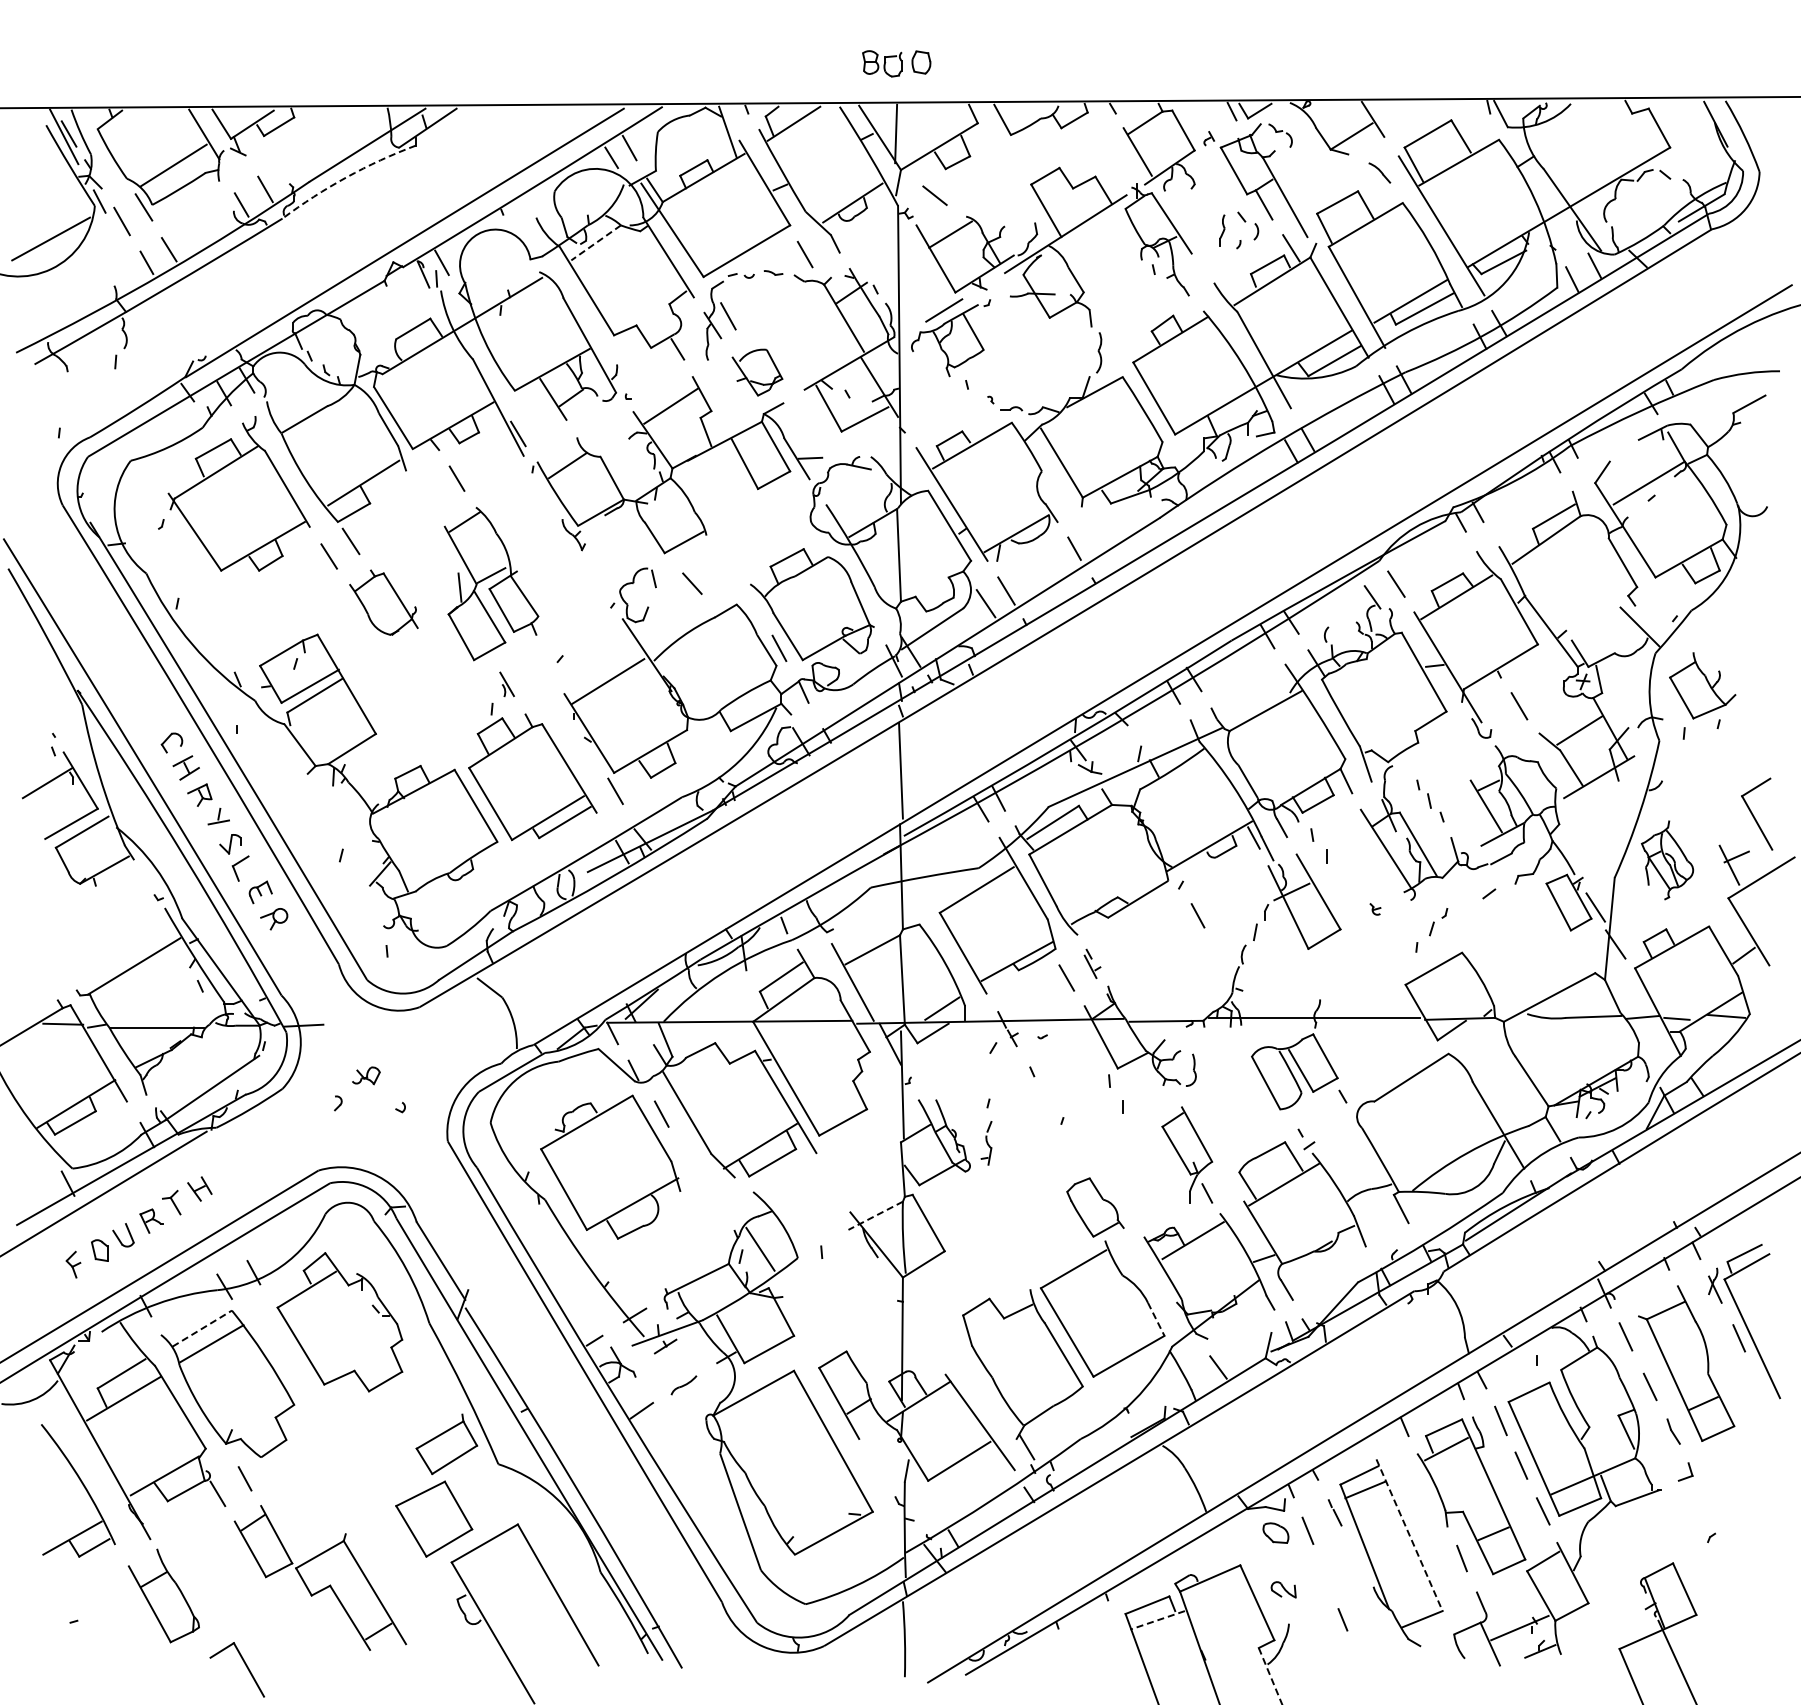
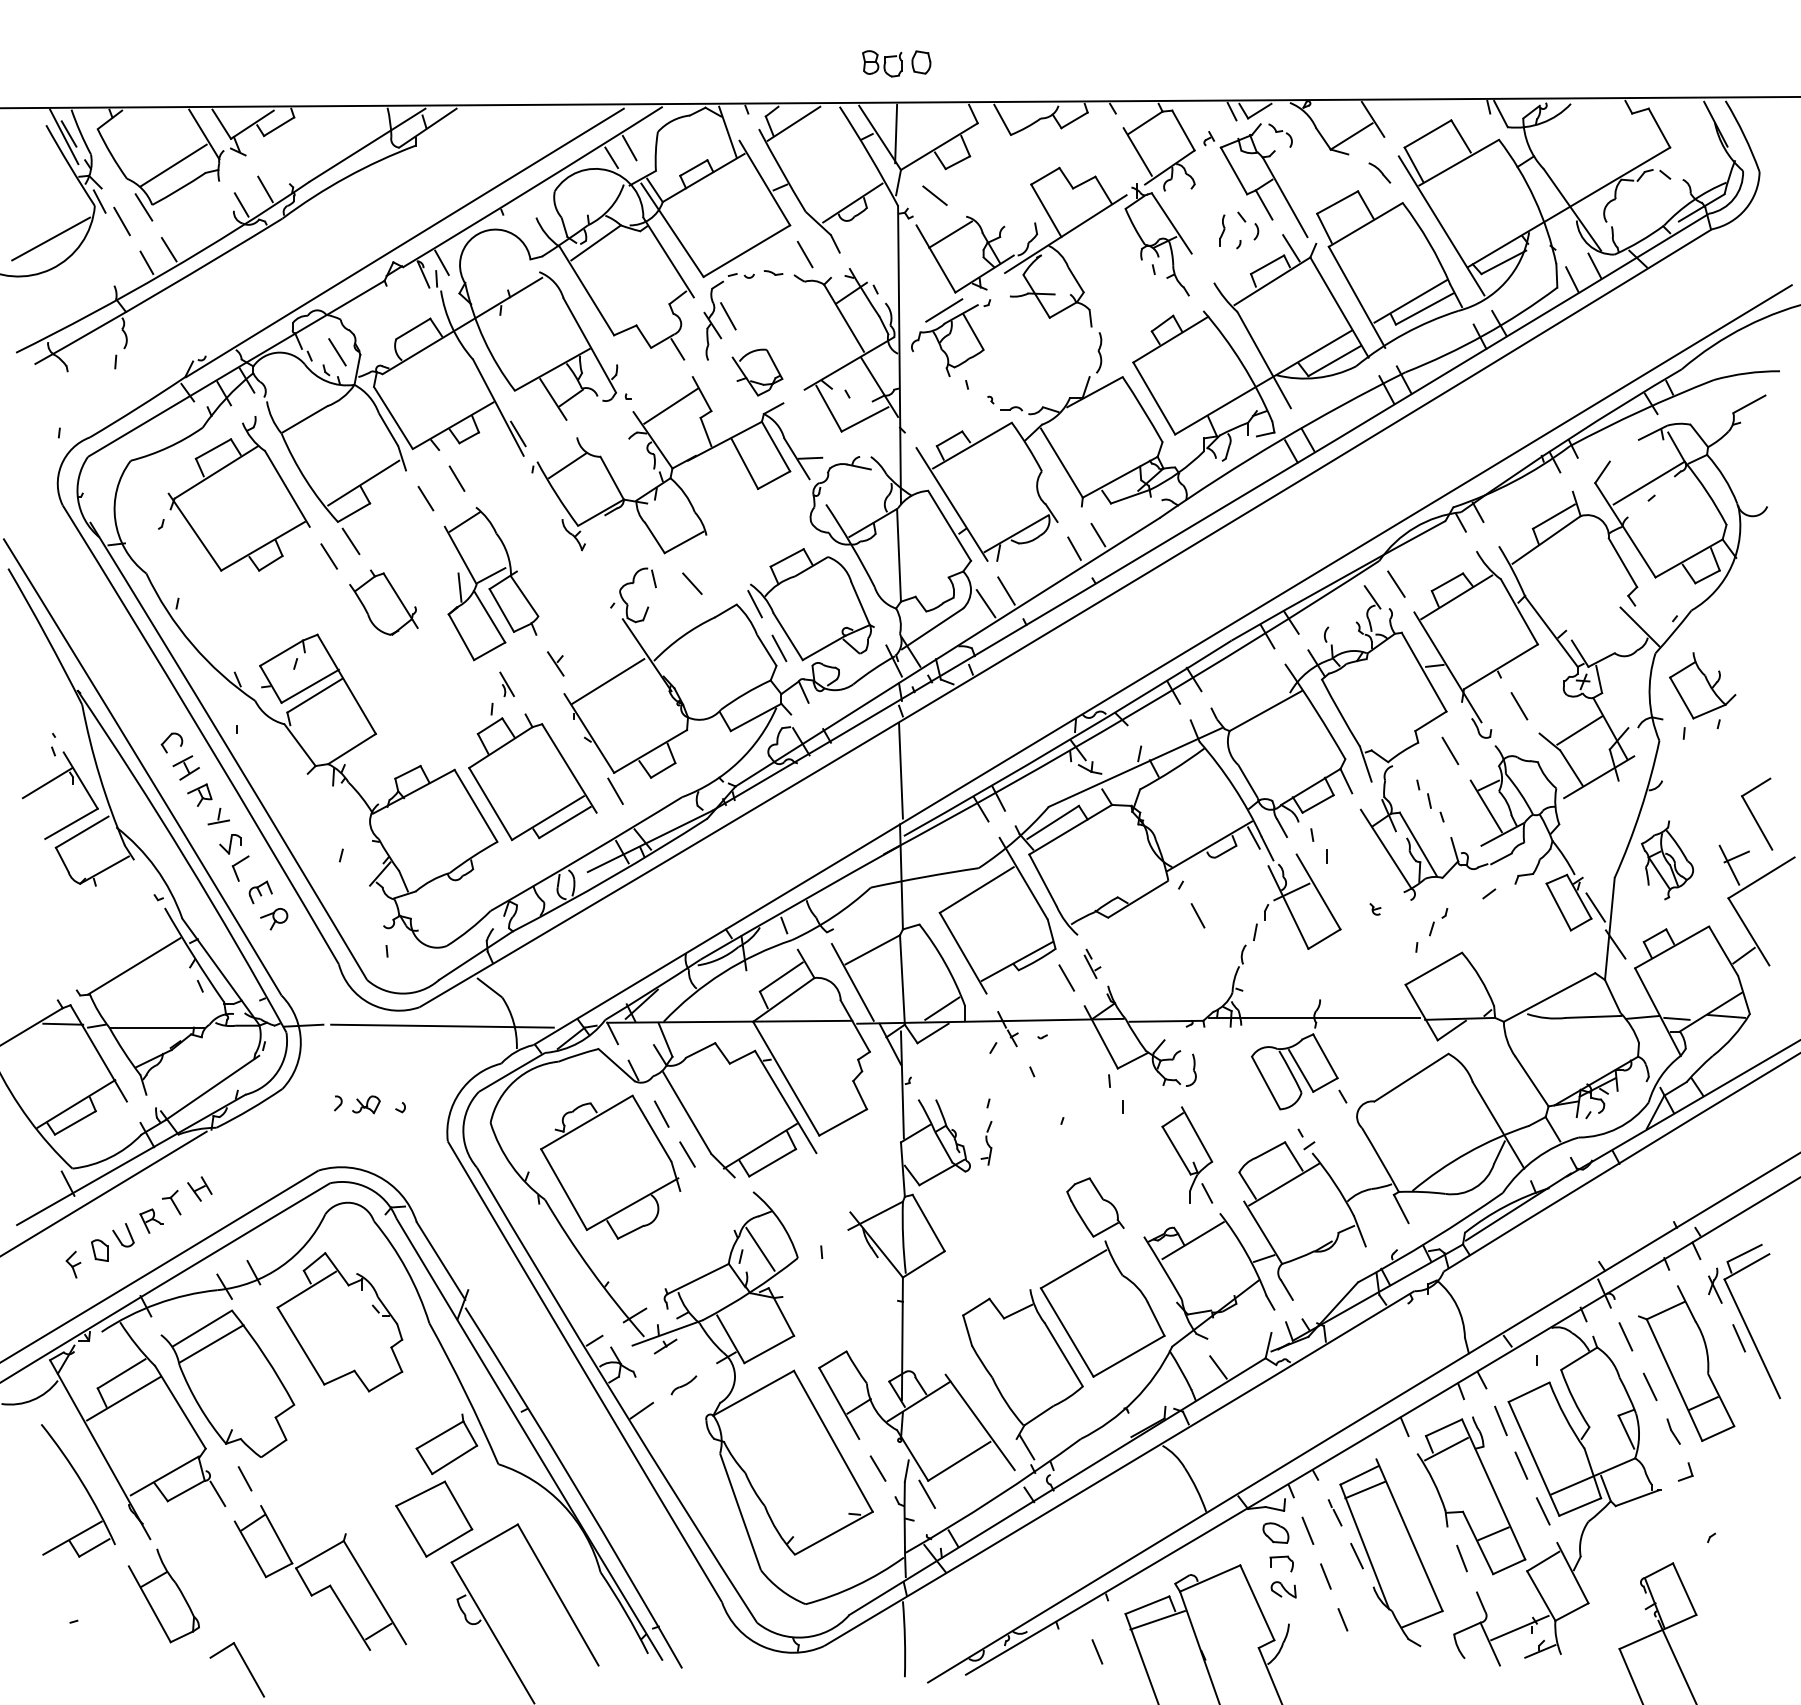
arc: dashed -> solid (346, 177)
line: dashed -> solid (595, 243)
line: none -> present (337, 352)
line: none -> present (425, 498)
line: none -> present (1098, 534)
line: none -> present (754, 604)
line: none -> present (555, 663)
line: none -> present (1450, 750)
line: none -> present (442, 1025)
part position: (366, 1075) -> (366, 1104) (366, 1104)
line: none -> present (687, 1154)
line: dashed -> solid (875, 1215)
line: dashed -> solid (1156, 1319)
line: dashed -> solid (202, 1328)
line: none -> present (877, 1468)
line: none -> present (927, 1494)
line: dashed -> solid (1409, 1535)
line: none -> present (1356, 1555)
part: none -> present (1281, 1563)
line: none -> present (1325, 1576)
line: dashed -> solid (1157, 1620)
line: none -> present (1097, 1651)
line: dashed -> solid (1270, 1676)
